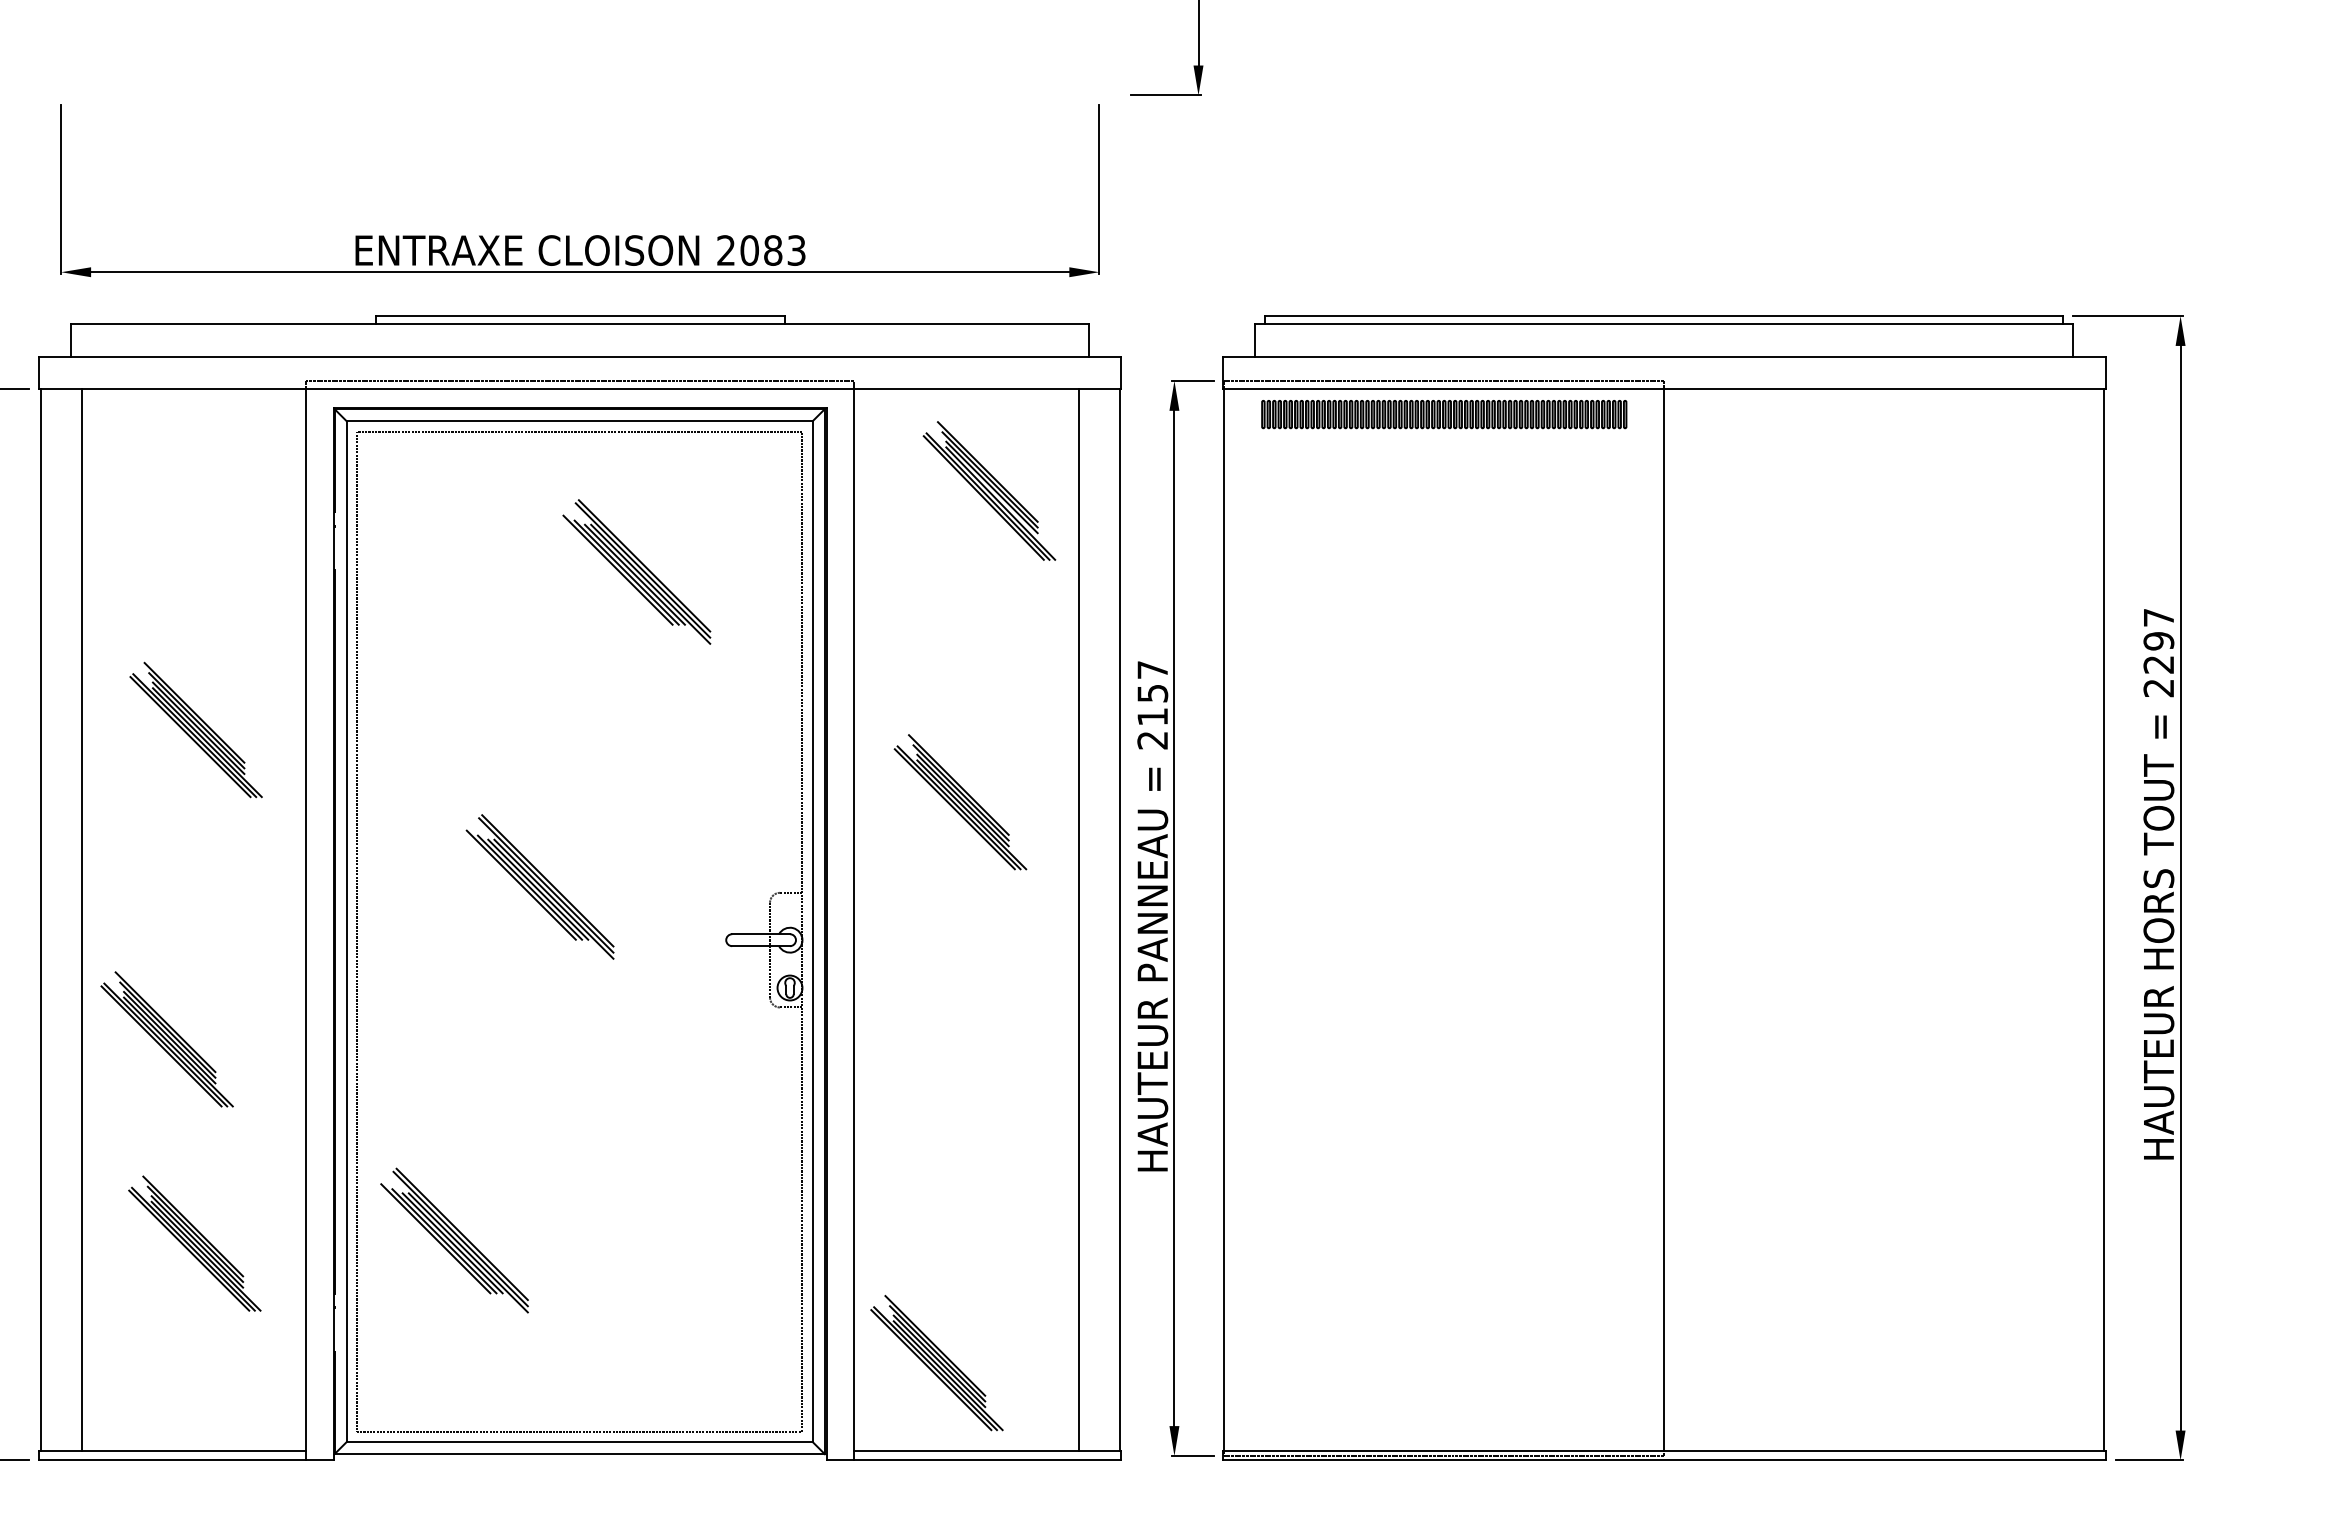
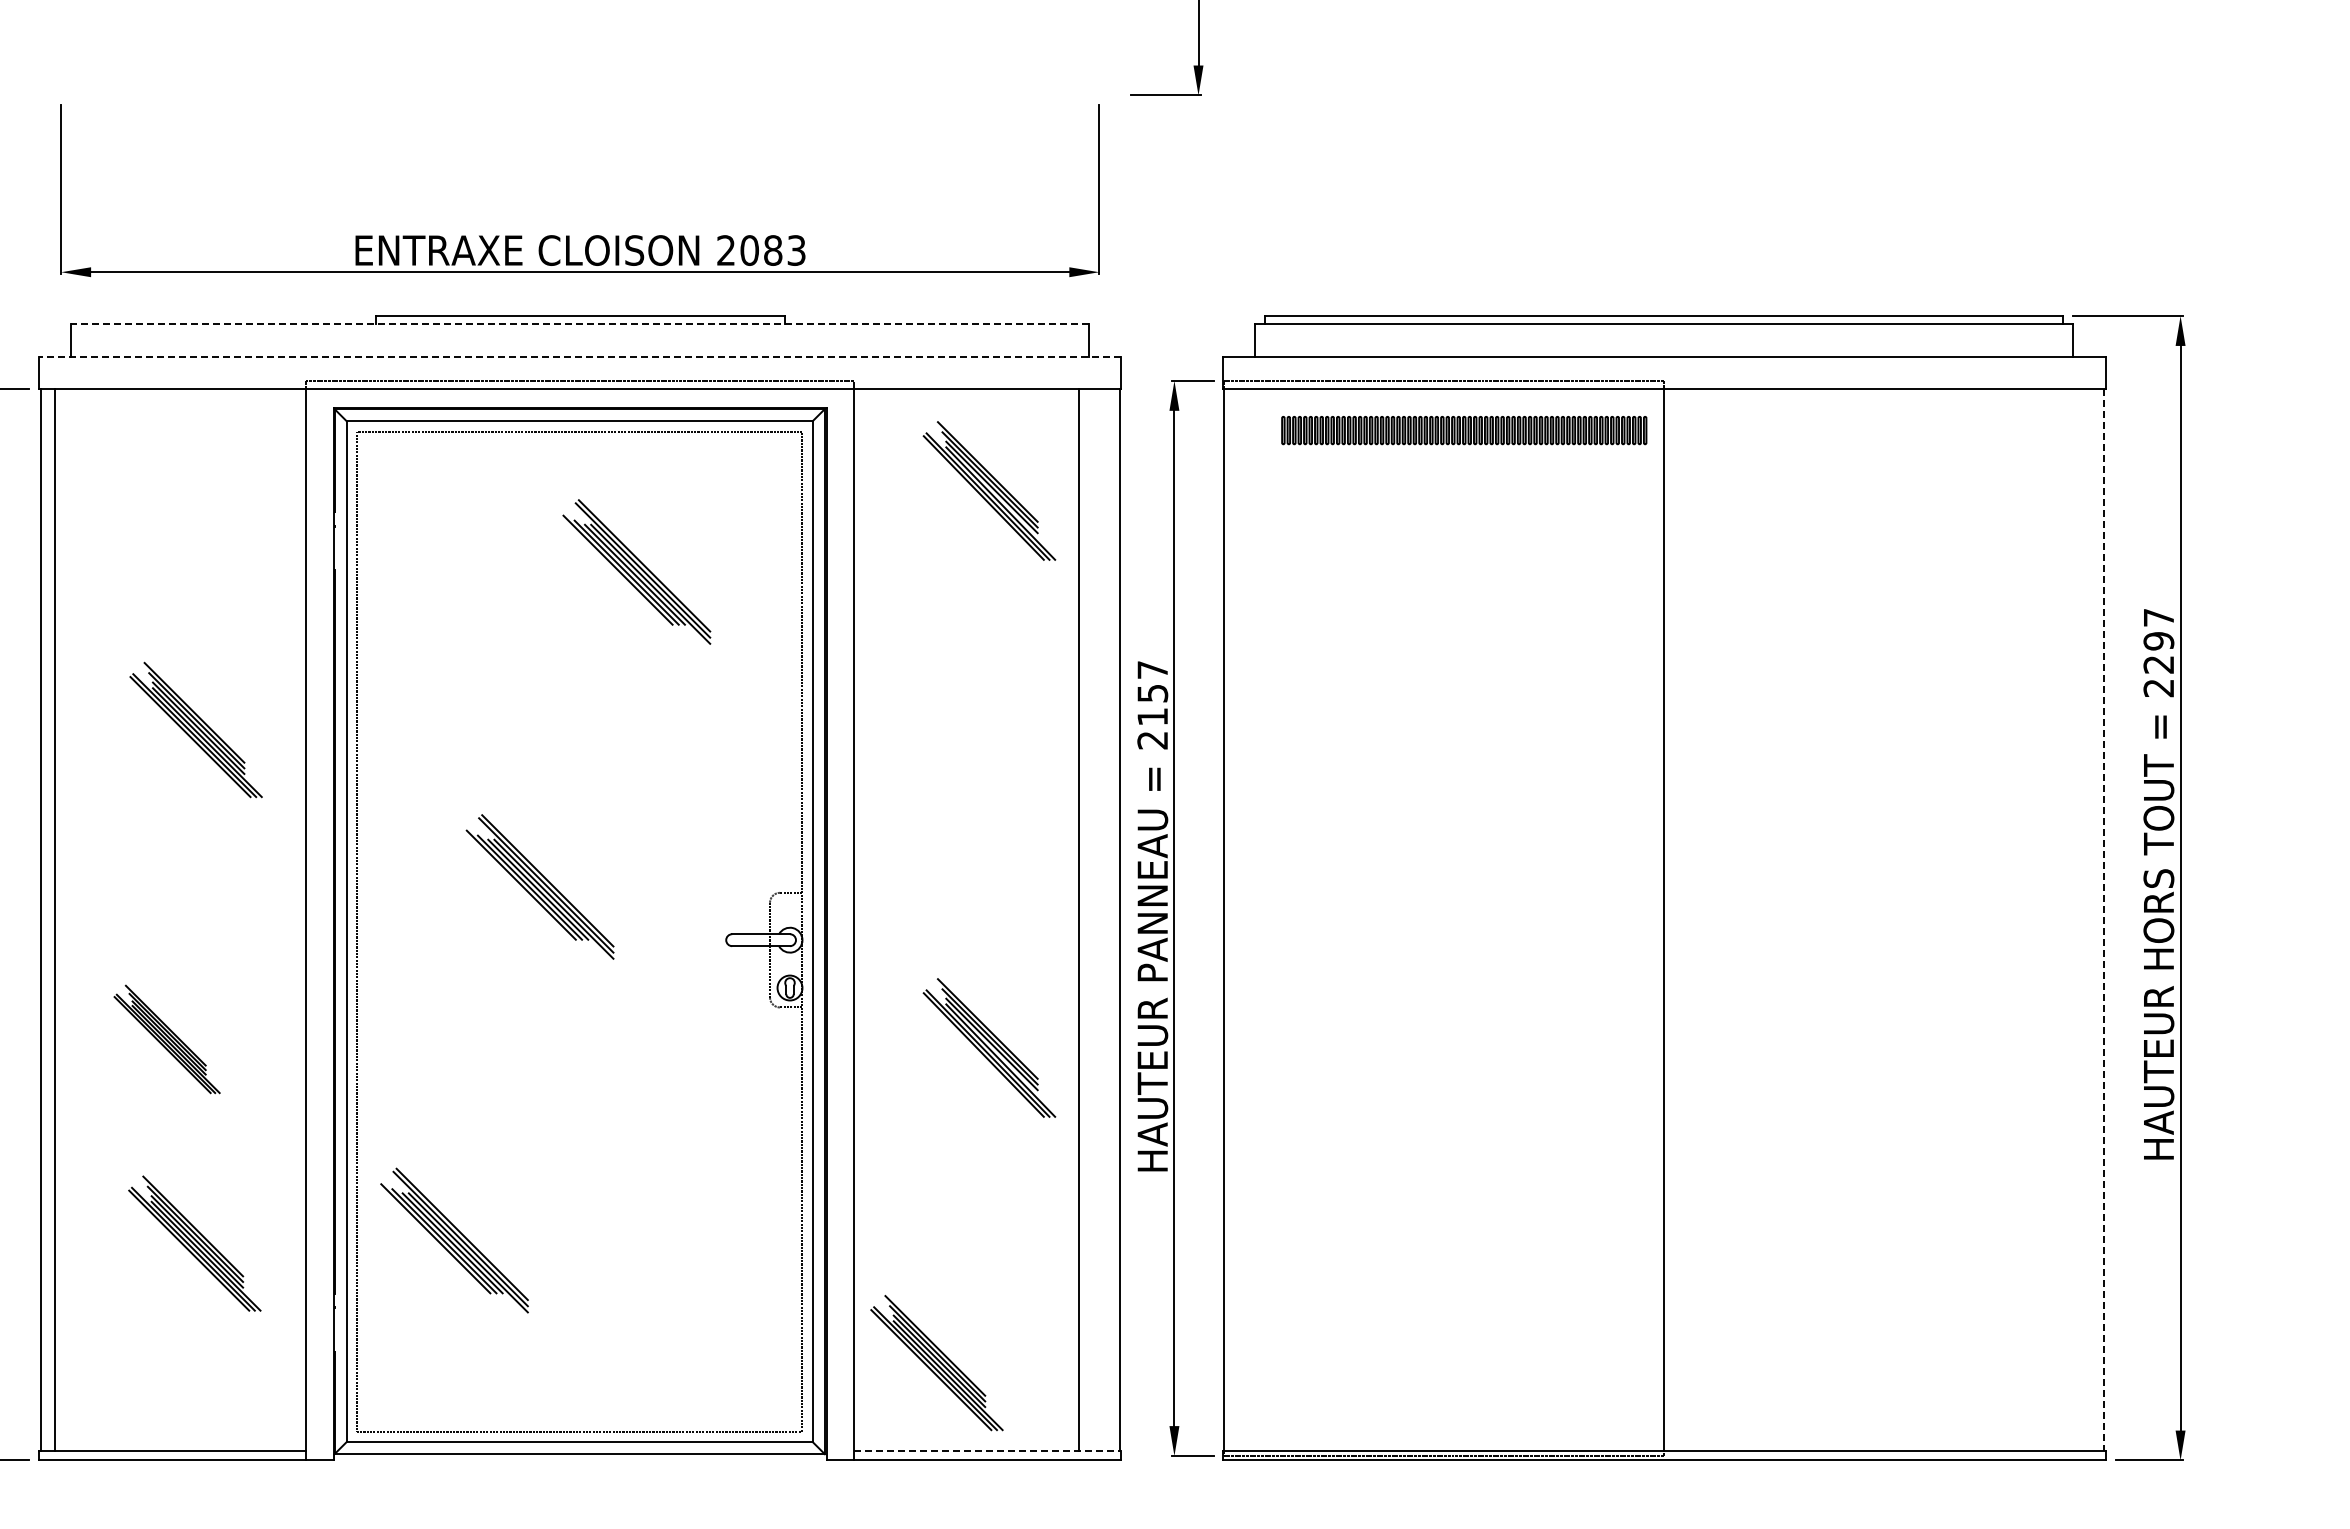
line: solid -> dashed (580, 324)
line: solid -> dashed (579, 356)
part position: (1444, 414) -> (1464, 430) (1464, 430)
part: present -> none (960, 802)
line position: (81, 920) -> (54, 920) (54, 920)
line: solid -> dashed (2104, 920)
part size: 134x137 px -> 108x111 px (166, 1039)
part: none -> present (989, 1047)
line: solid -> dashed (987, 1451)
